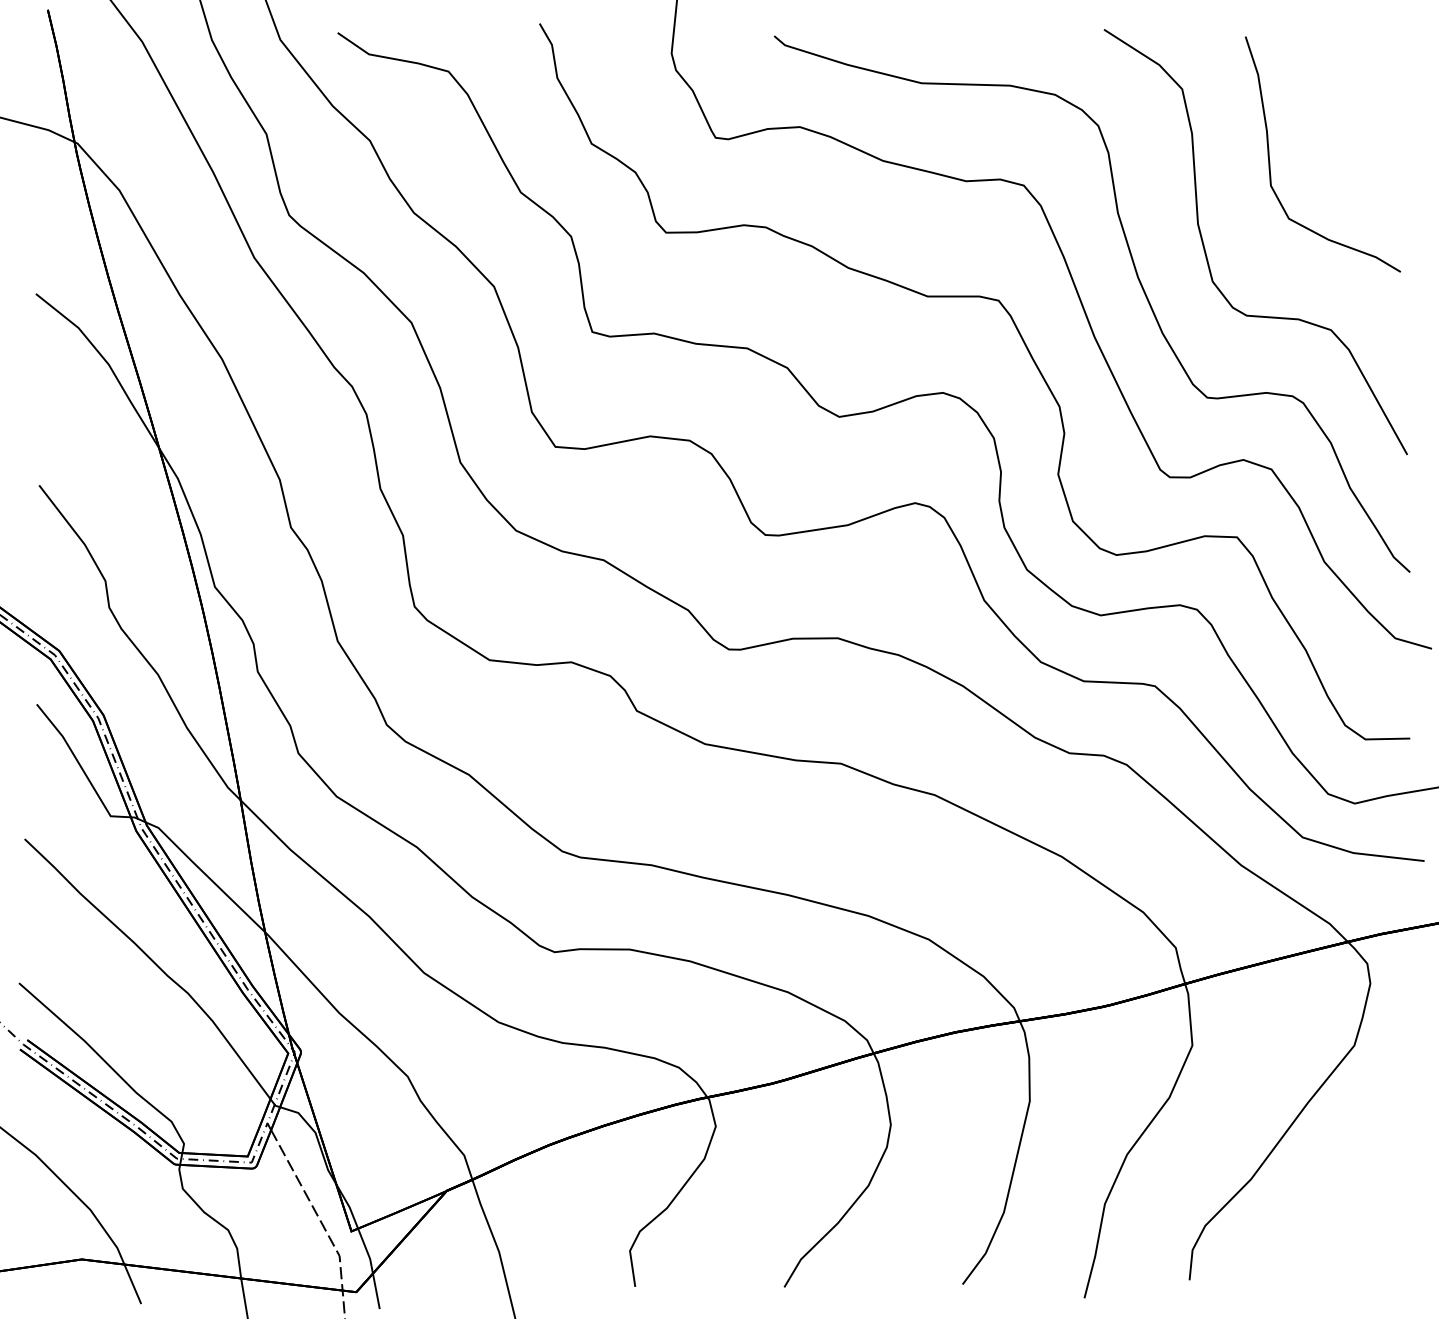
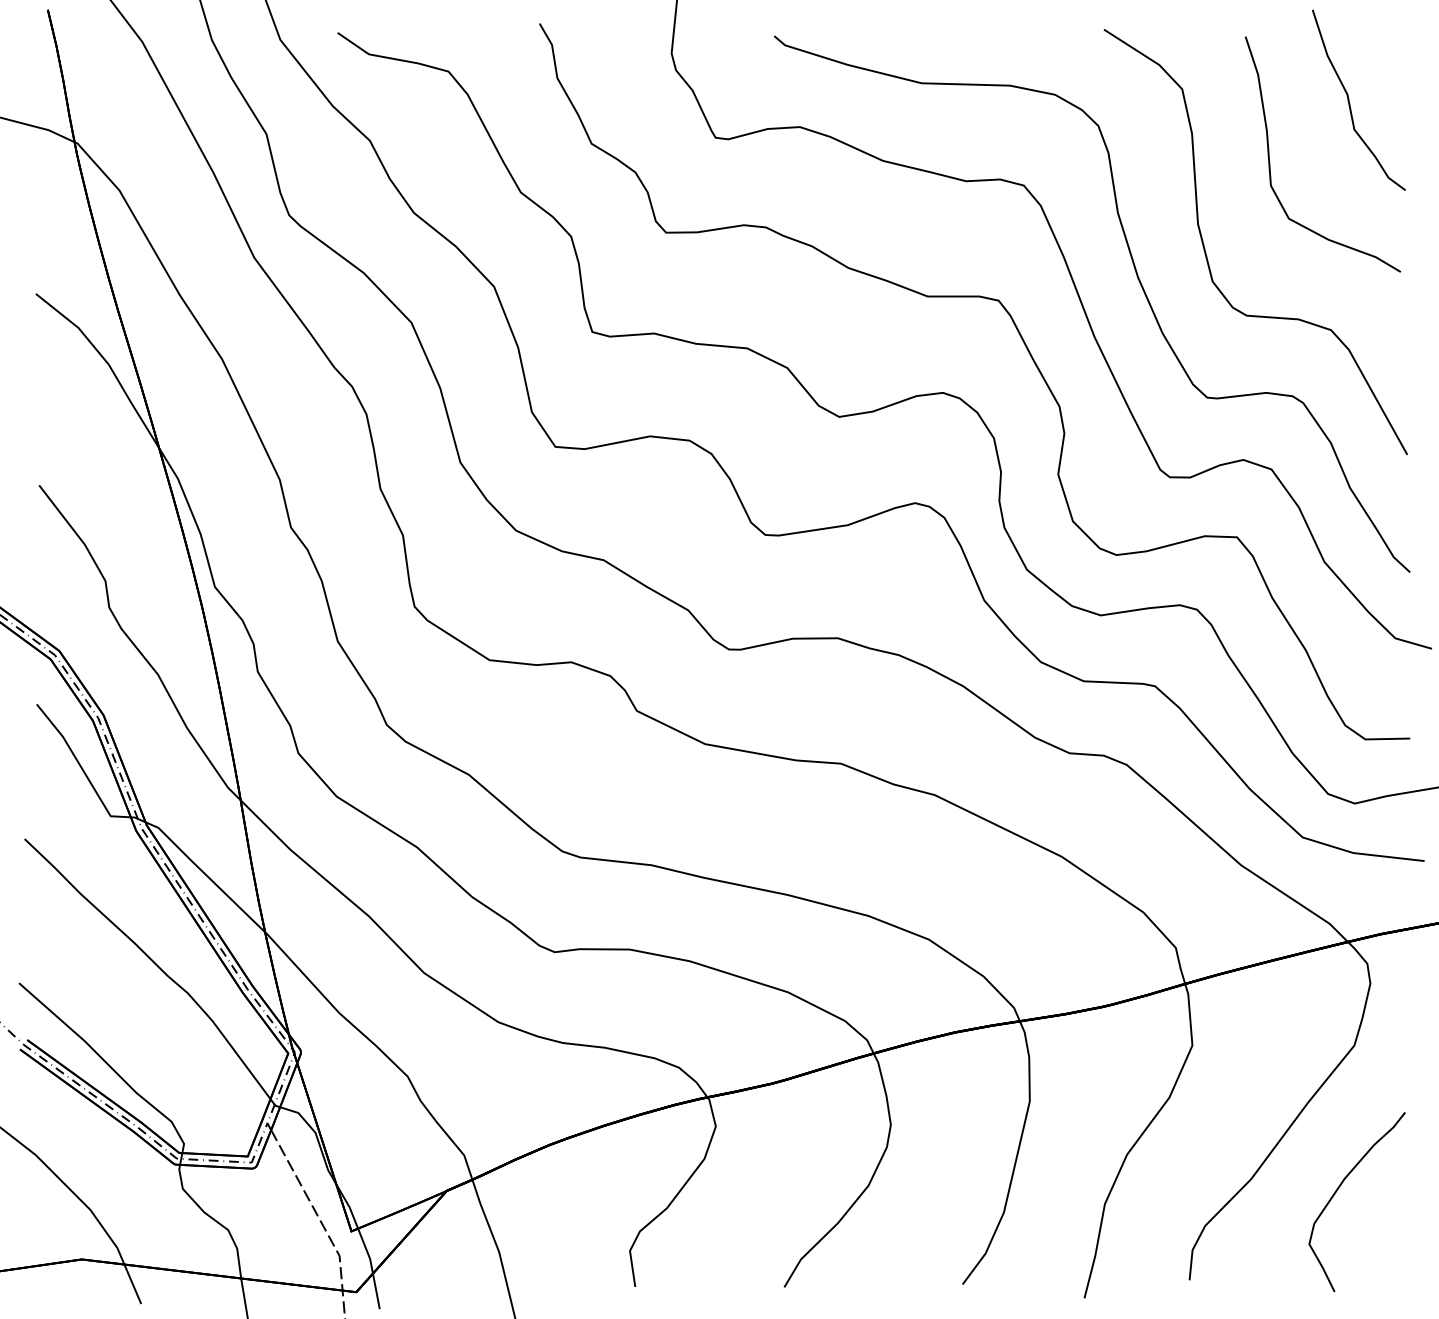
curve: none -> present (1350, 103)
curve: none -> present (1337, 1191)
